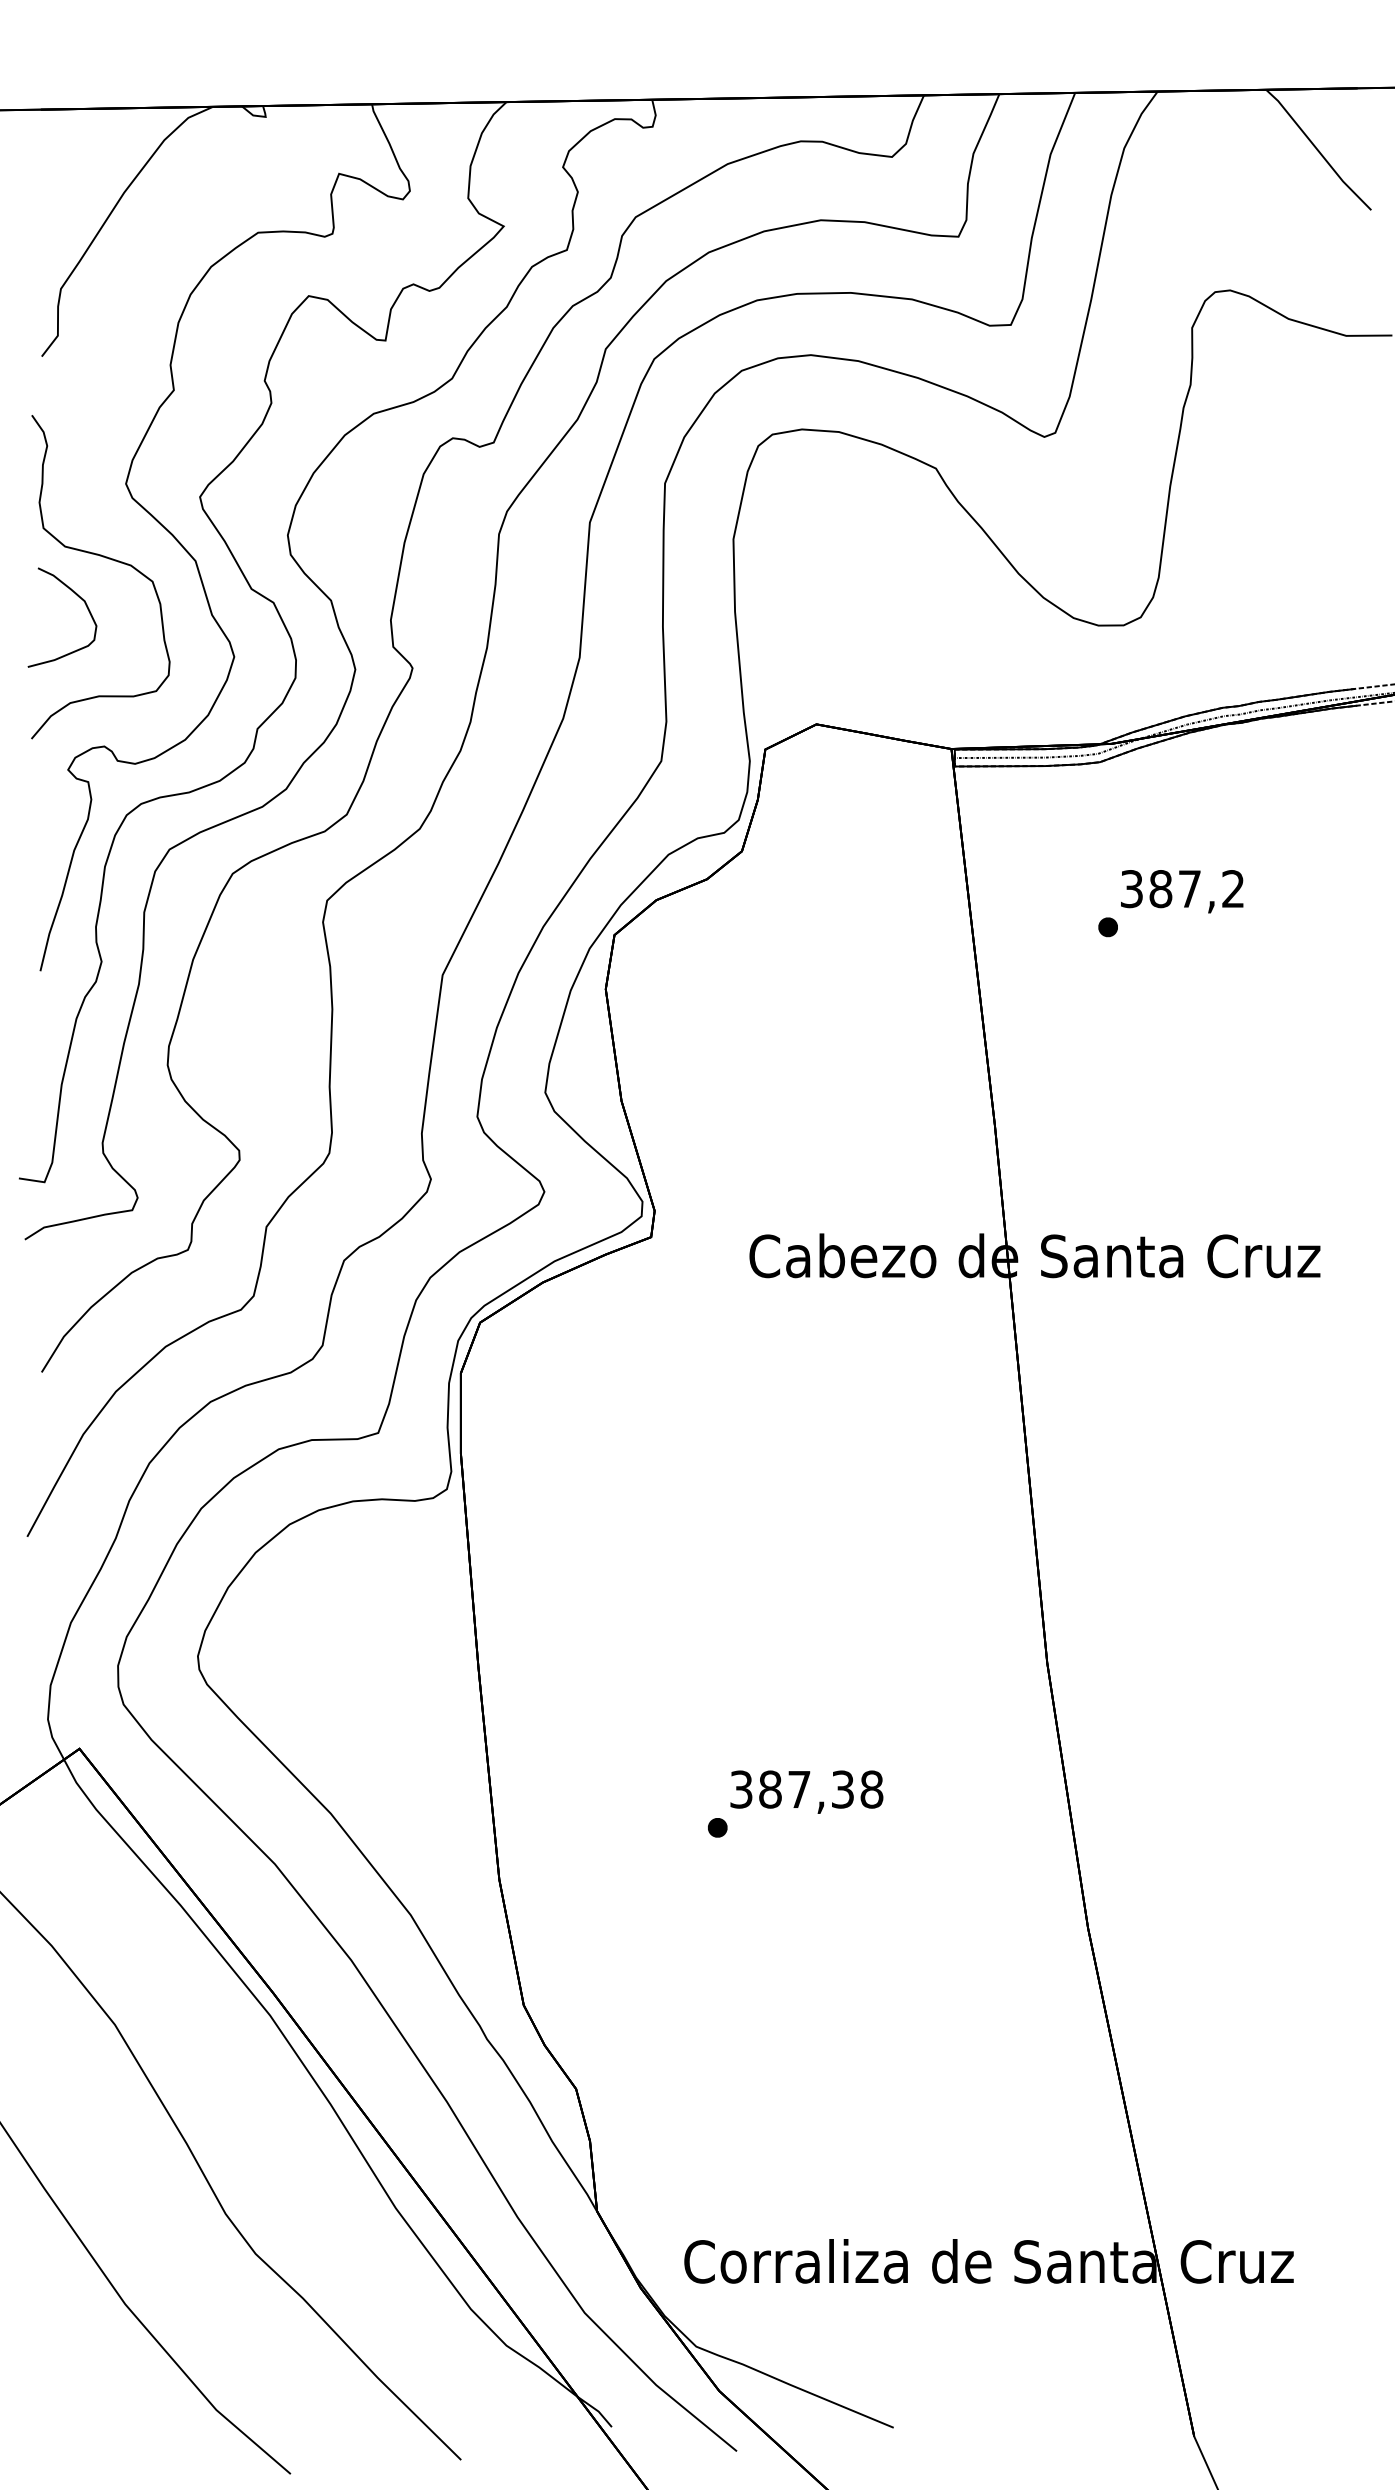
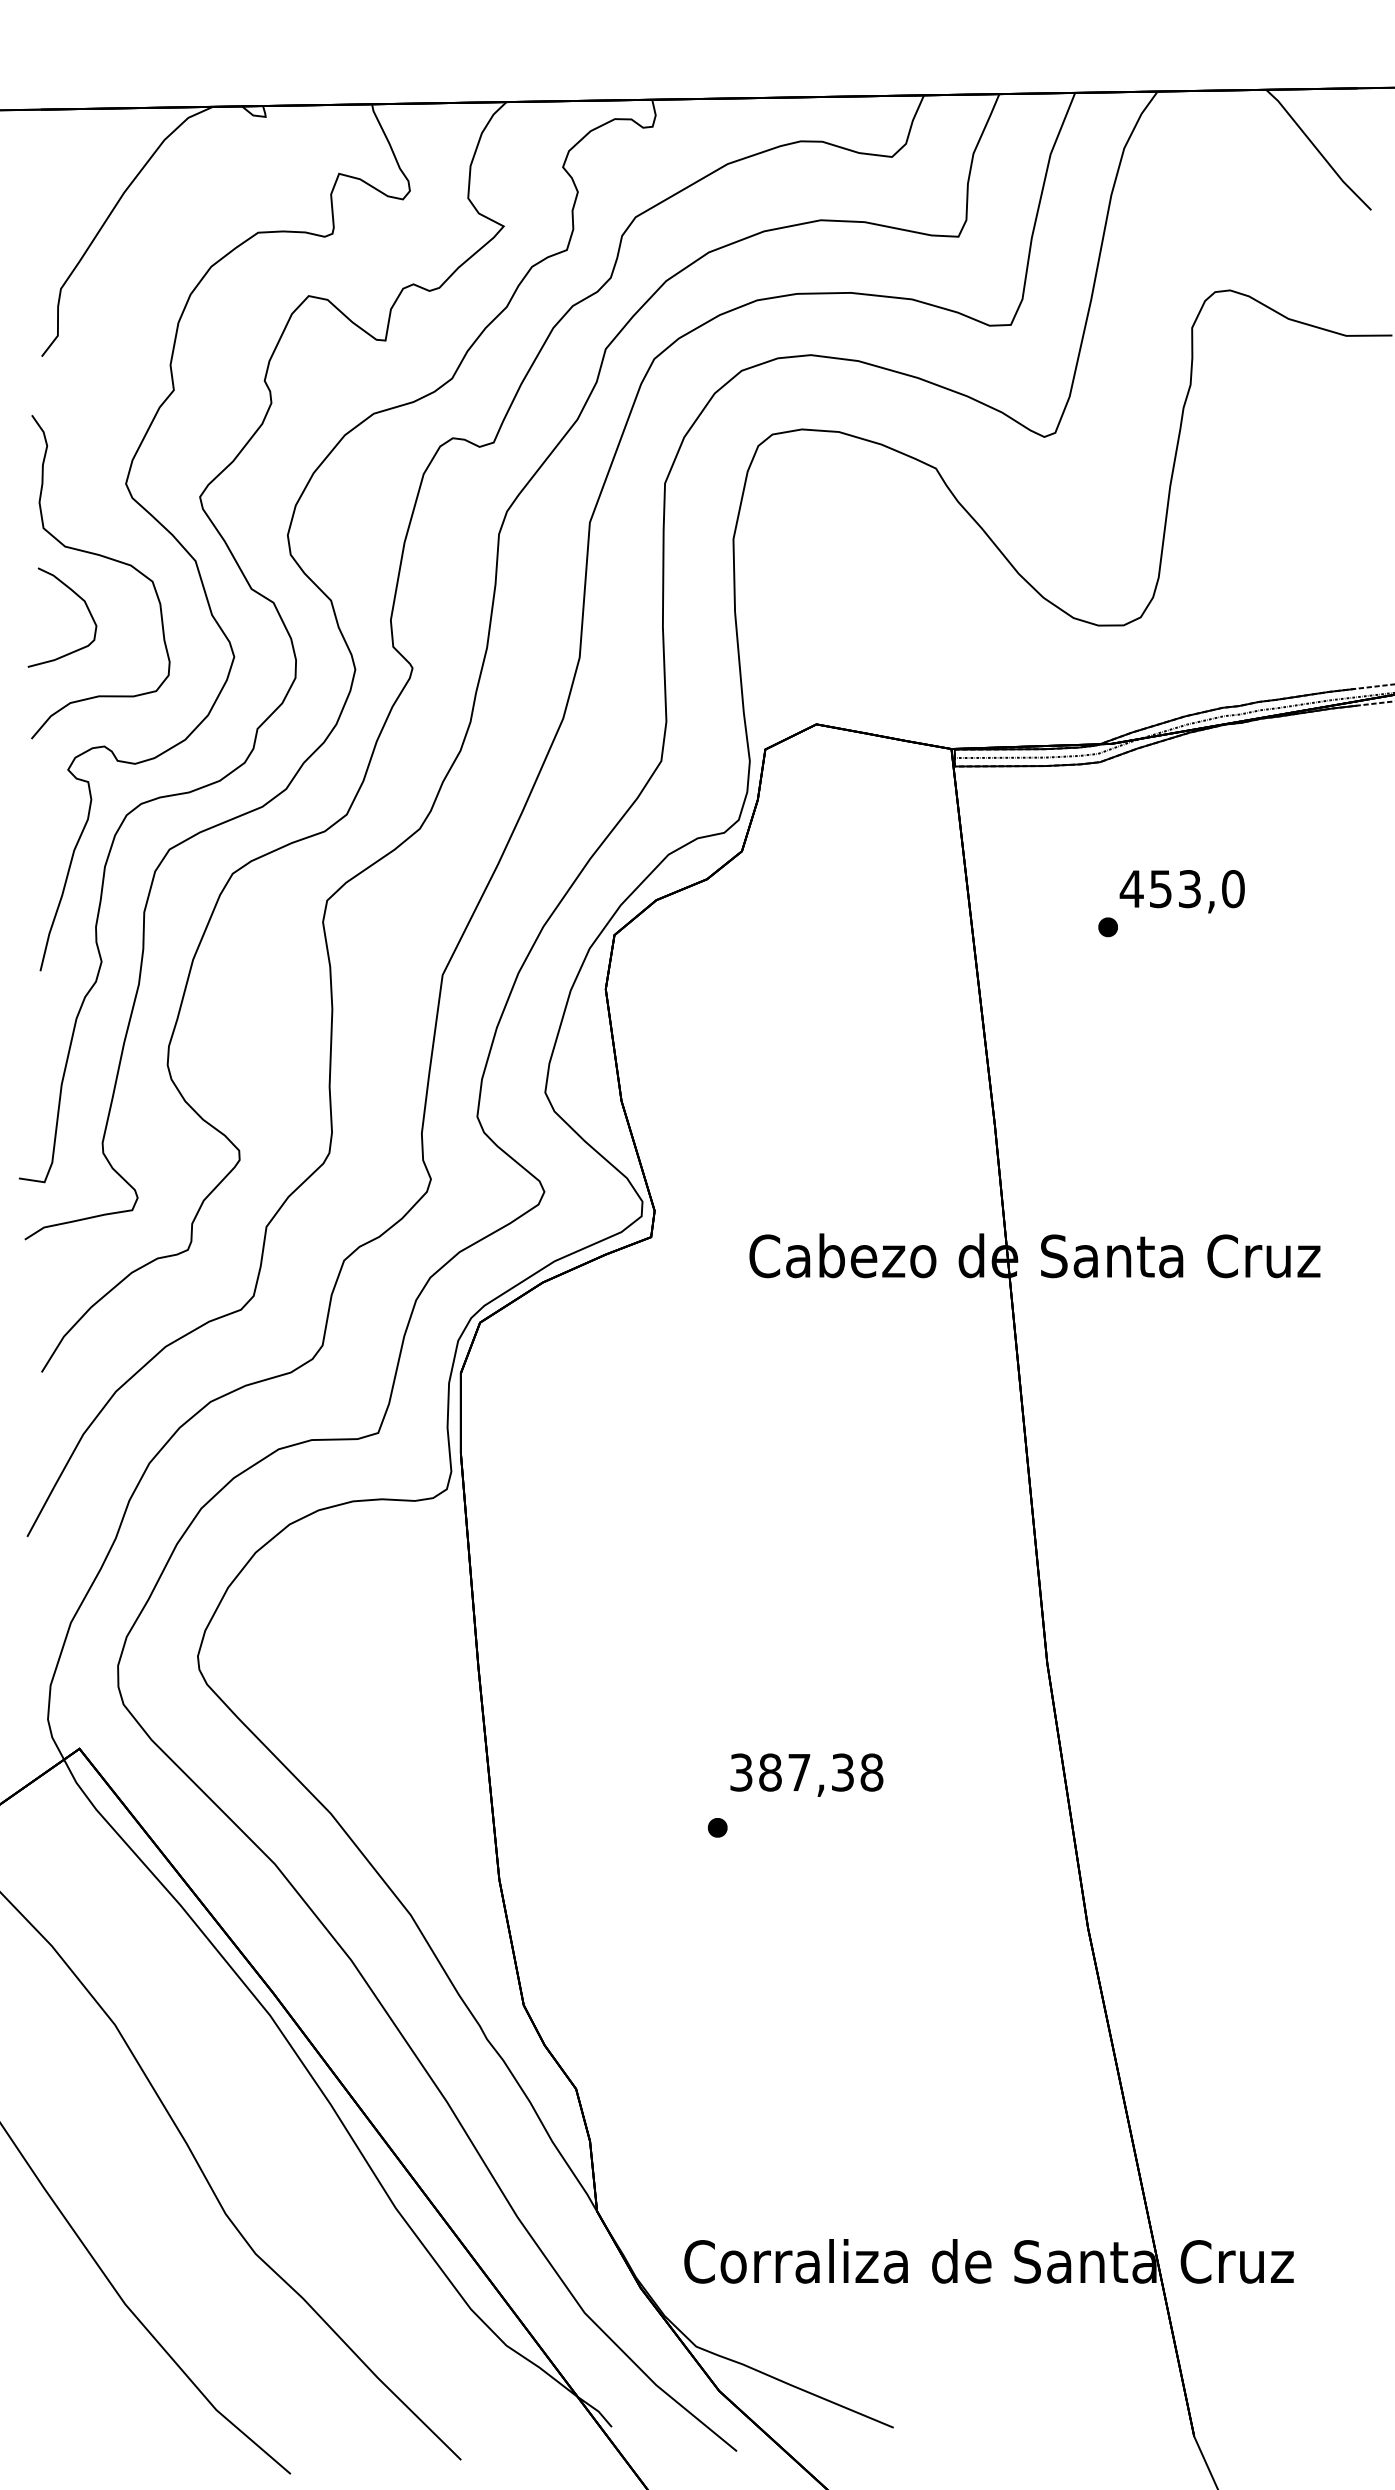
text: 387,2 -> 453,0 (1181, 889)
text position: (806, 1791) -> (806, 1774) (806, 1774)
